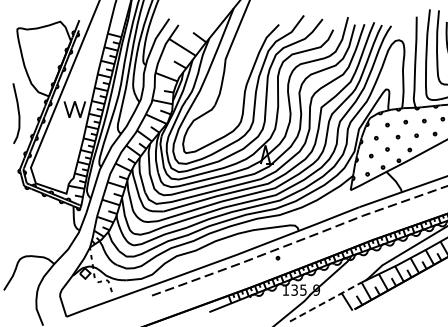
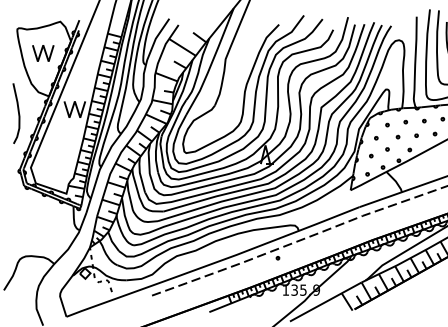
part: none -> present (43, 53)
line: dashed -> solid (325, 302)
